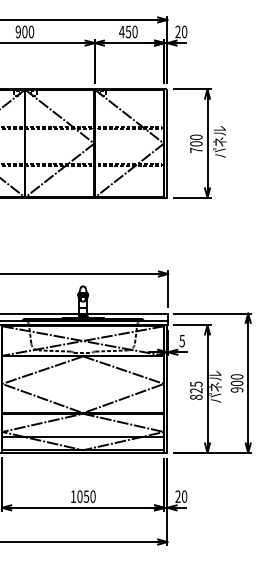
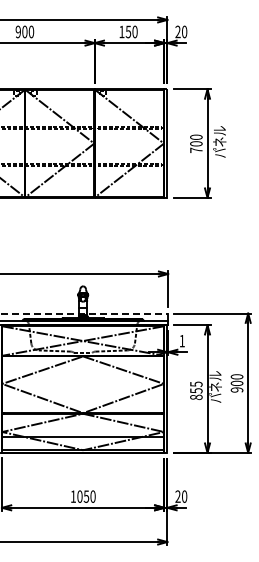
text: 450 -> 150 (121, 31)
line: solid -> dashed (84, 313)
text: 5 -> 1 (181, 341)
text: 825 -> 855 (196, 390)
